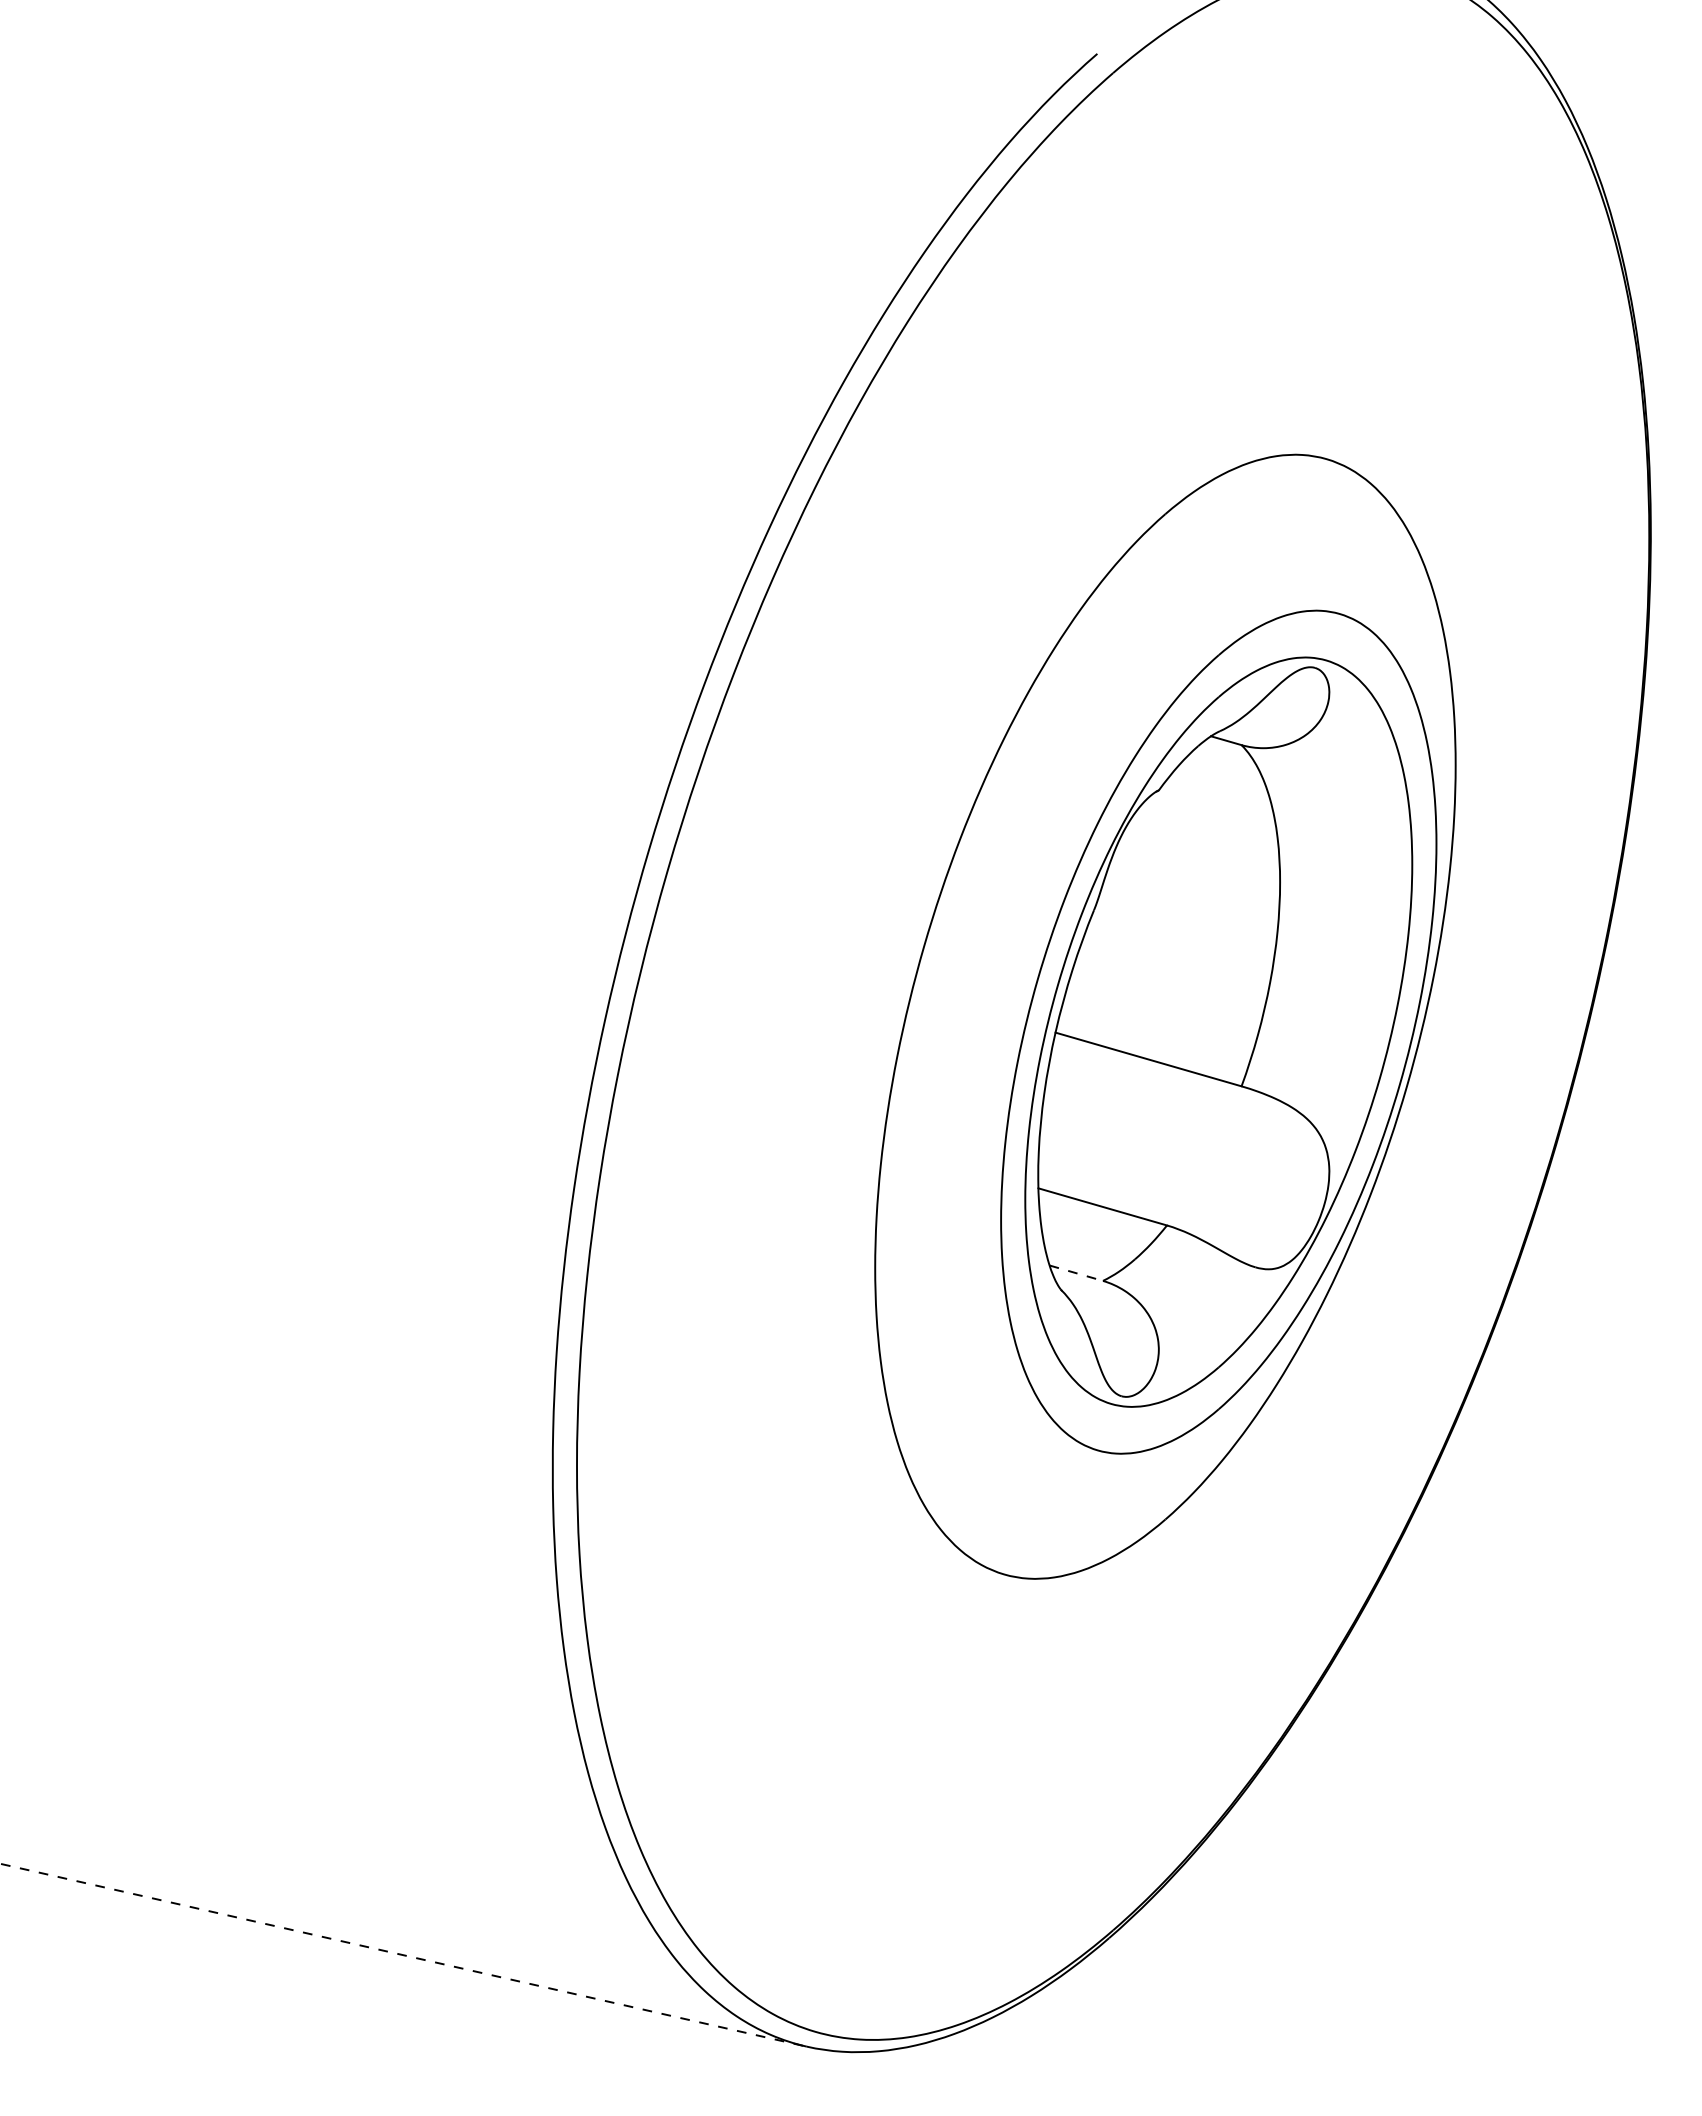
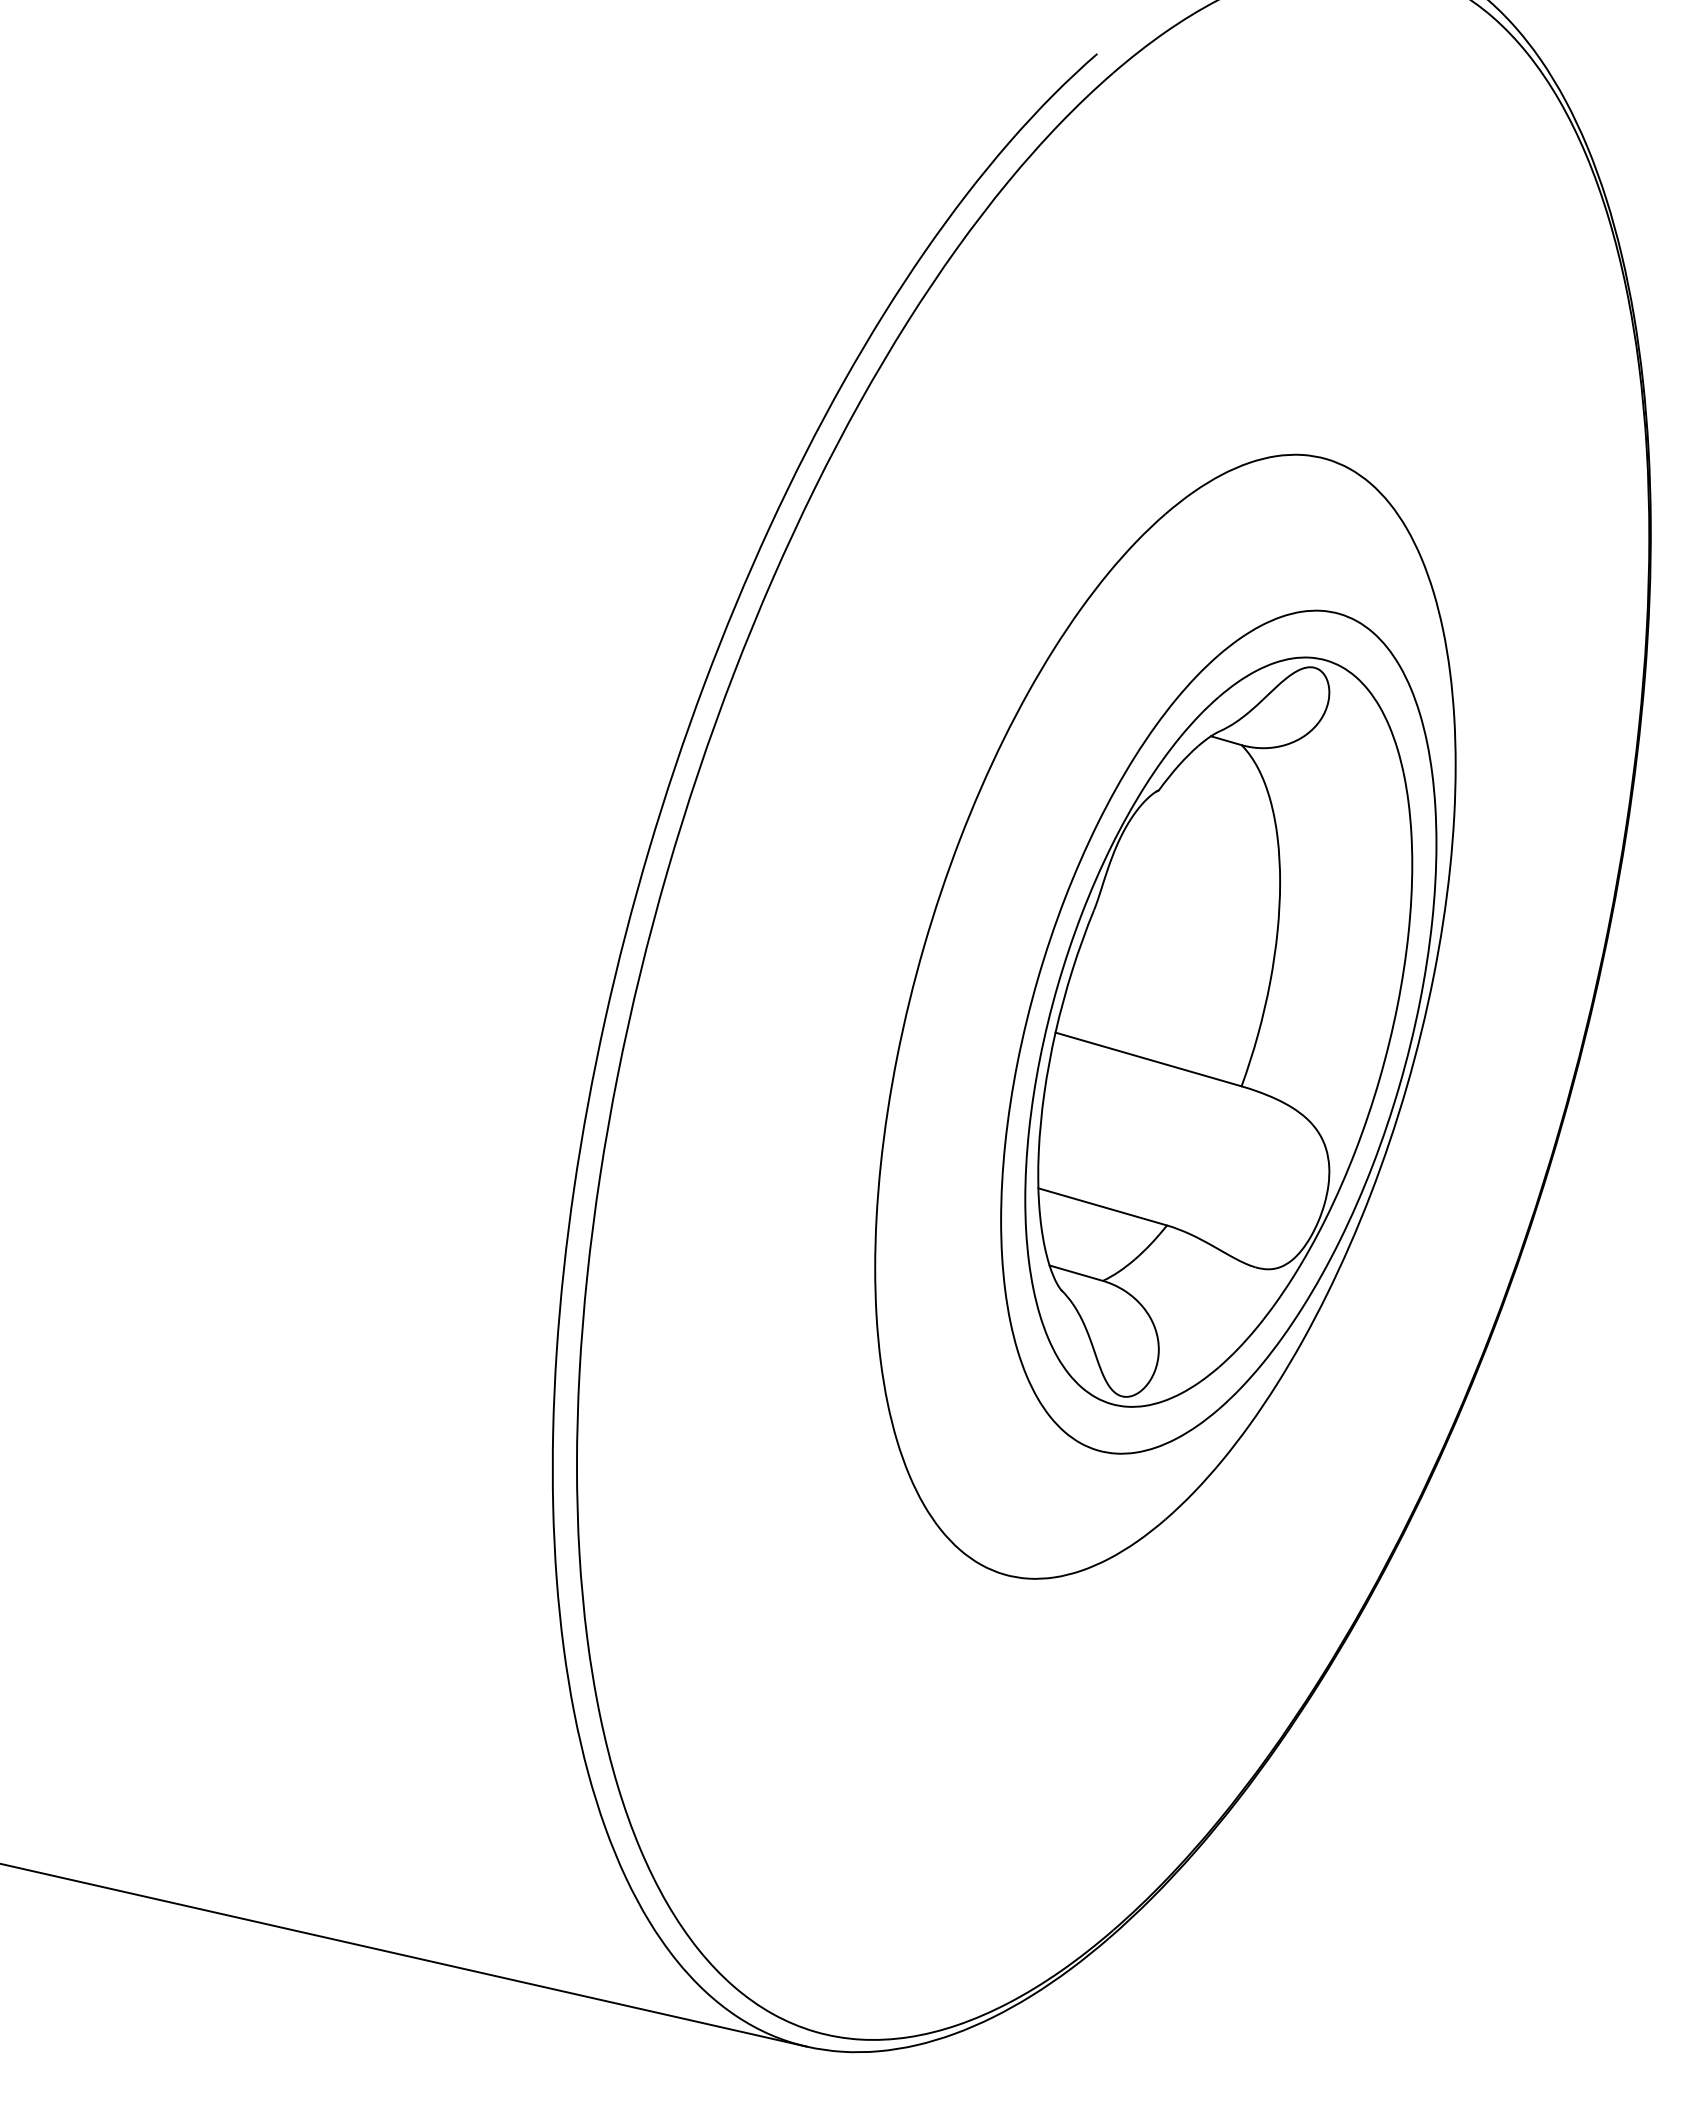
line: dashed -> solid (1076, 1273)
line: dashed -> solid (404, 1955)
